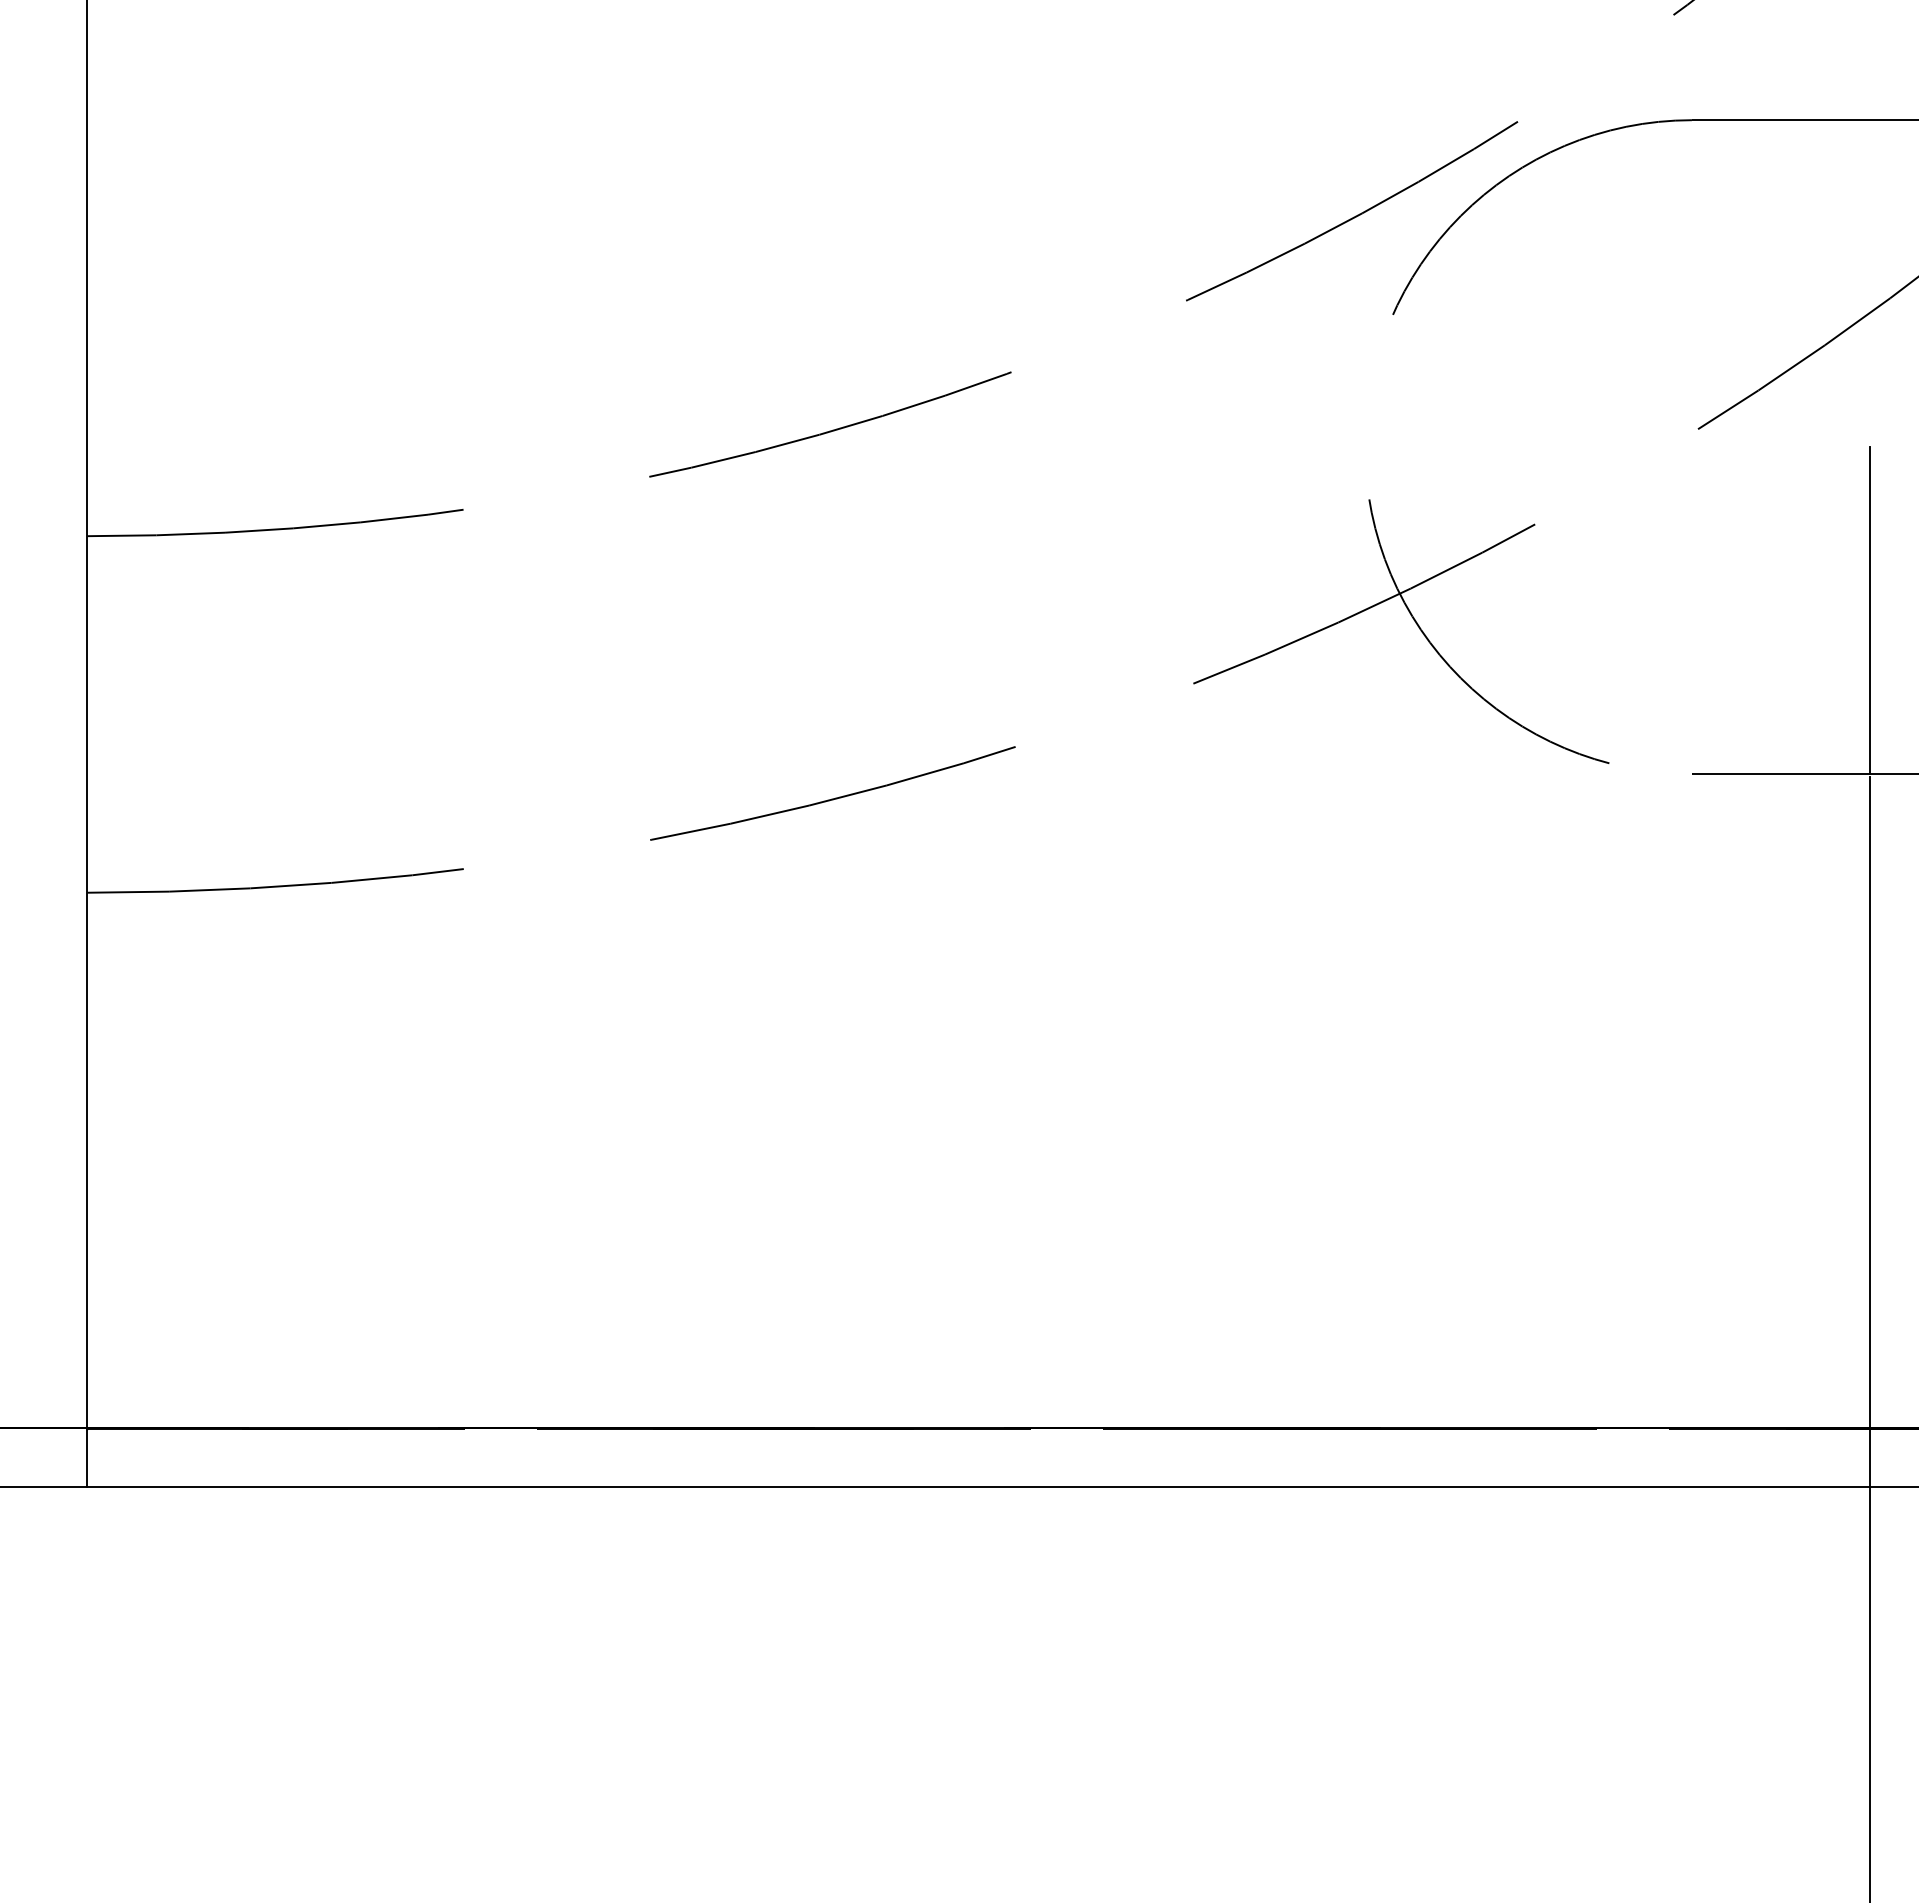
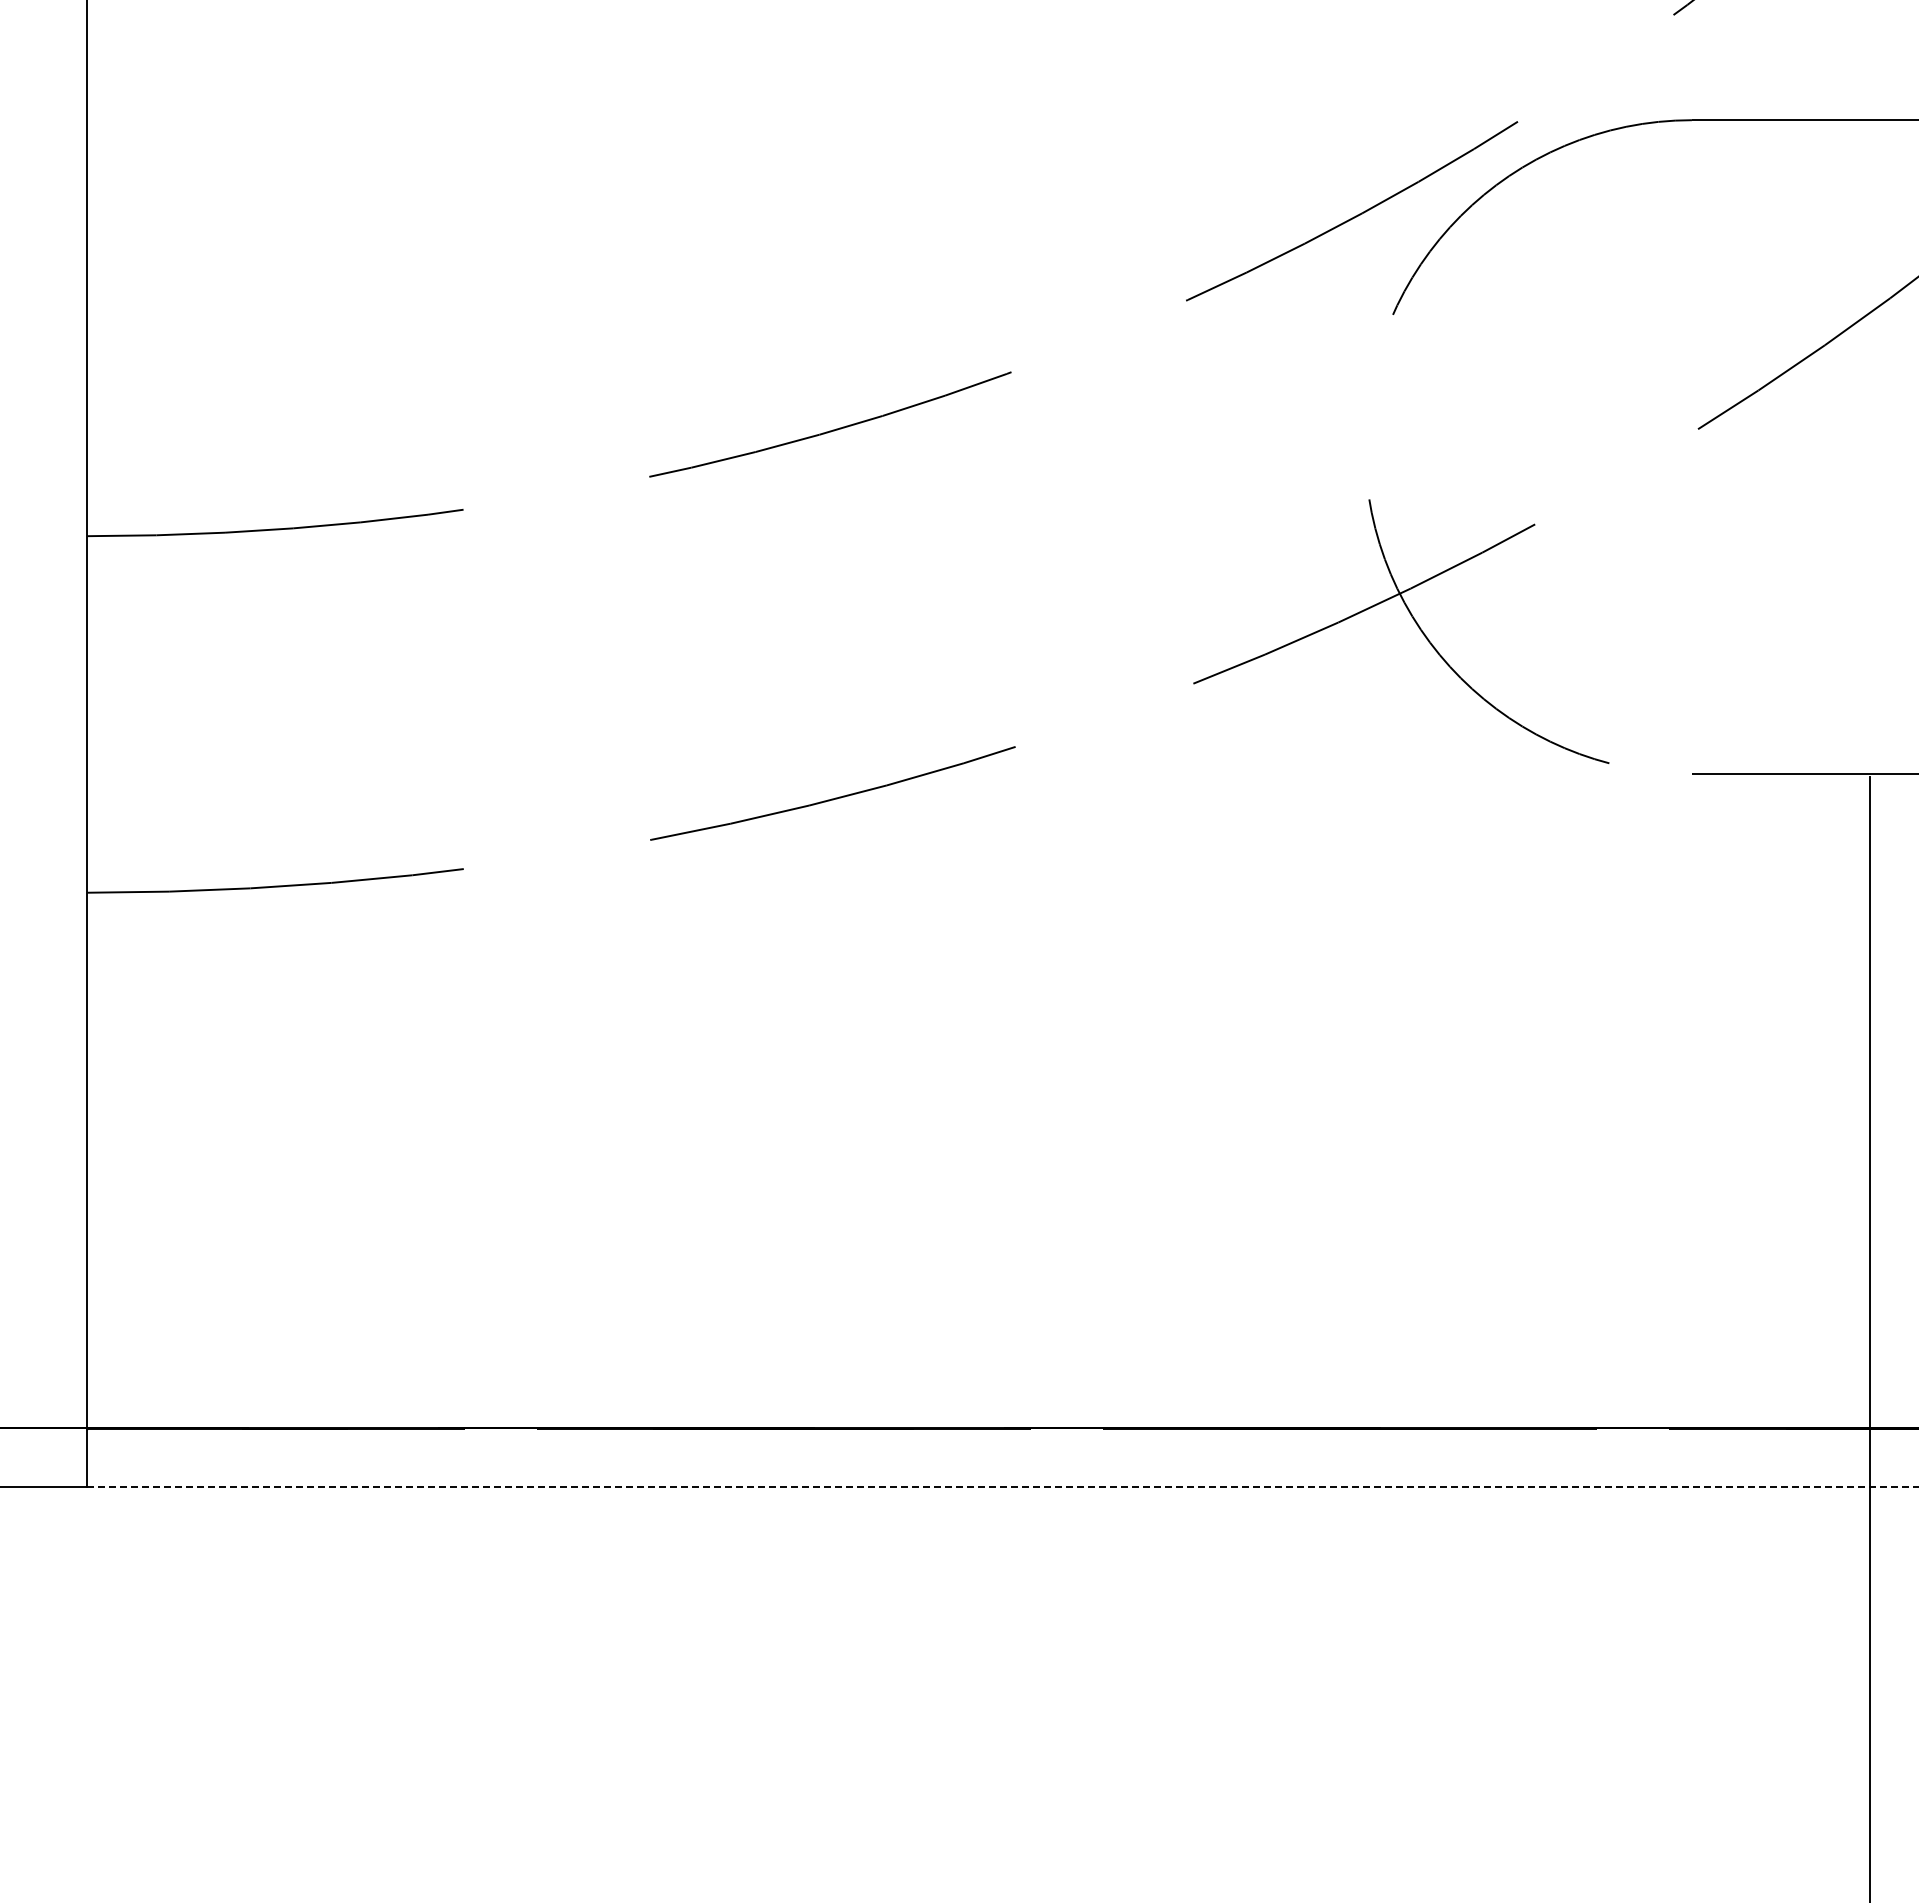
line: present -> none (1870, 610)
line: solid -> dashed (1003, 1487)
